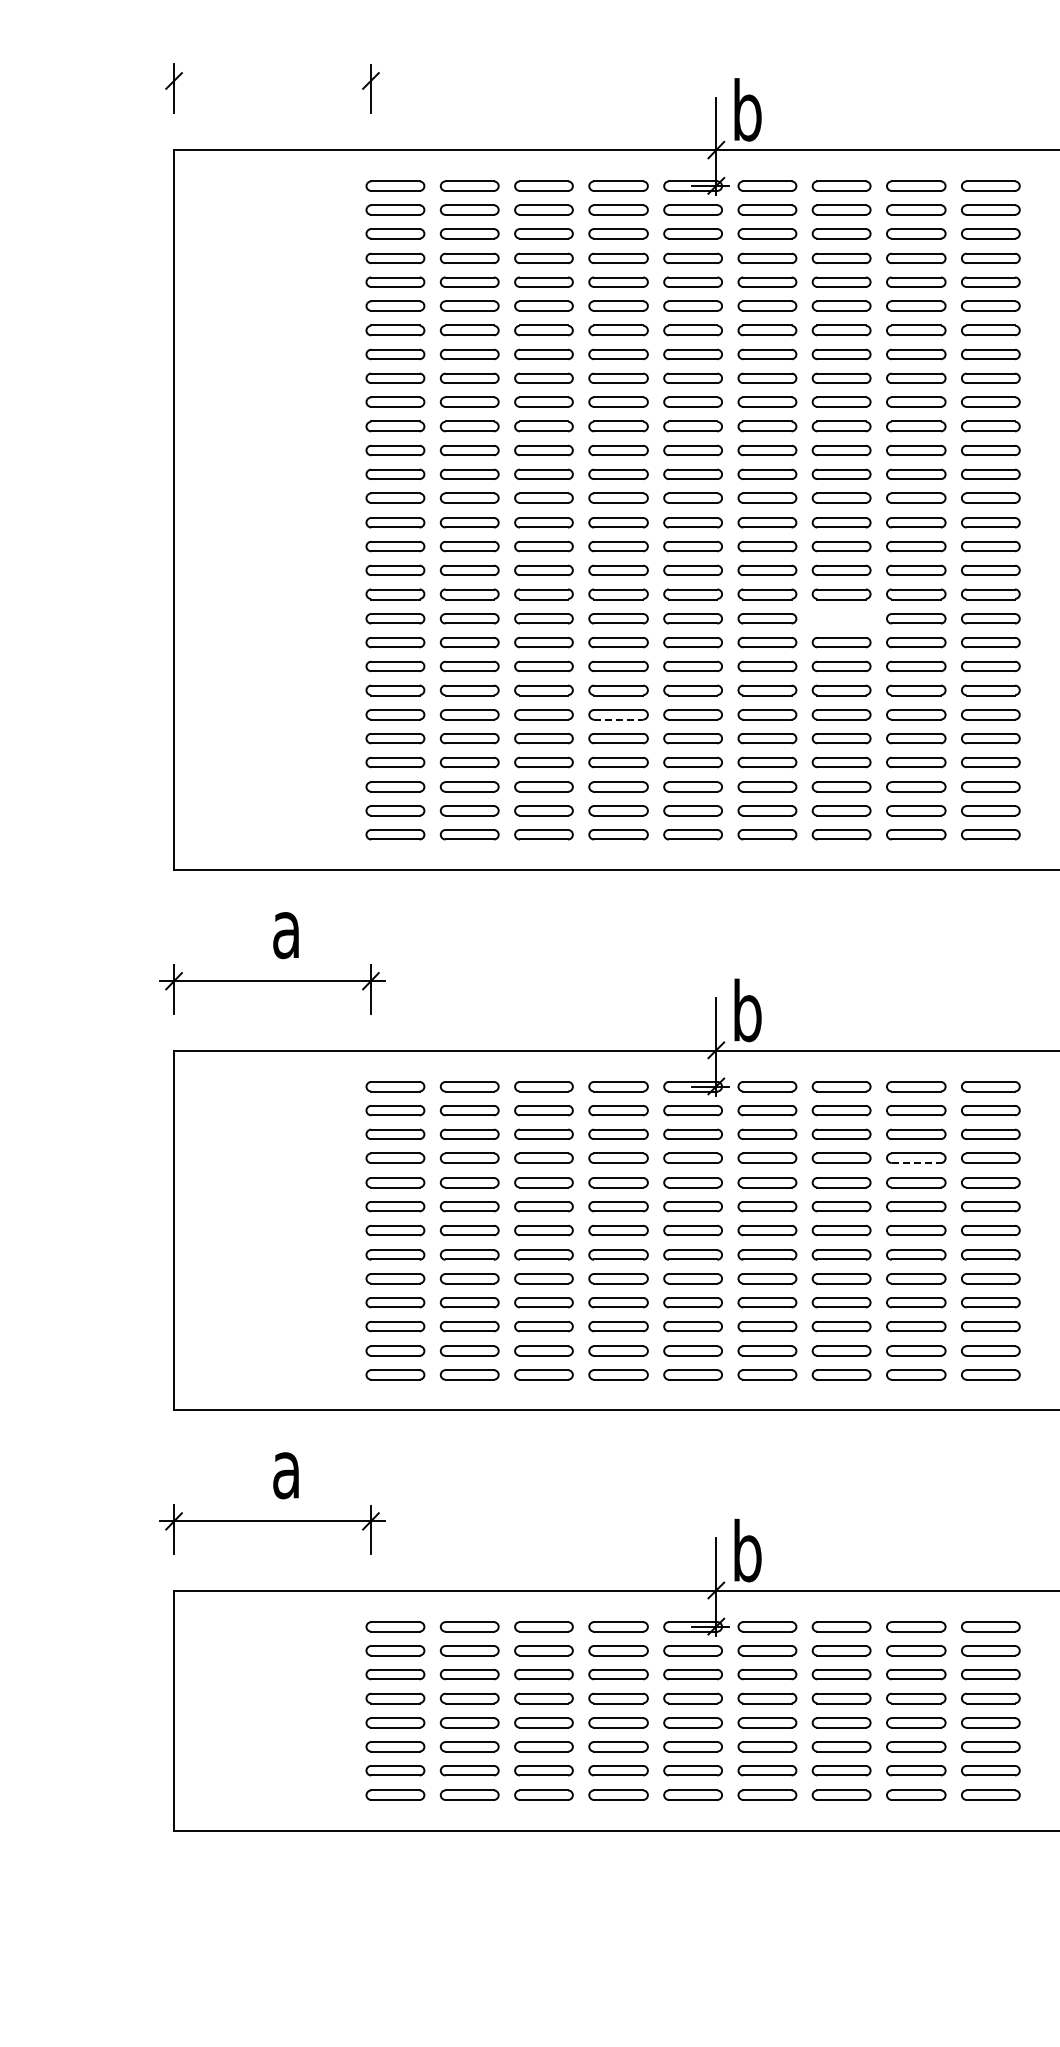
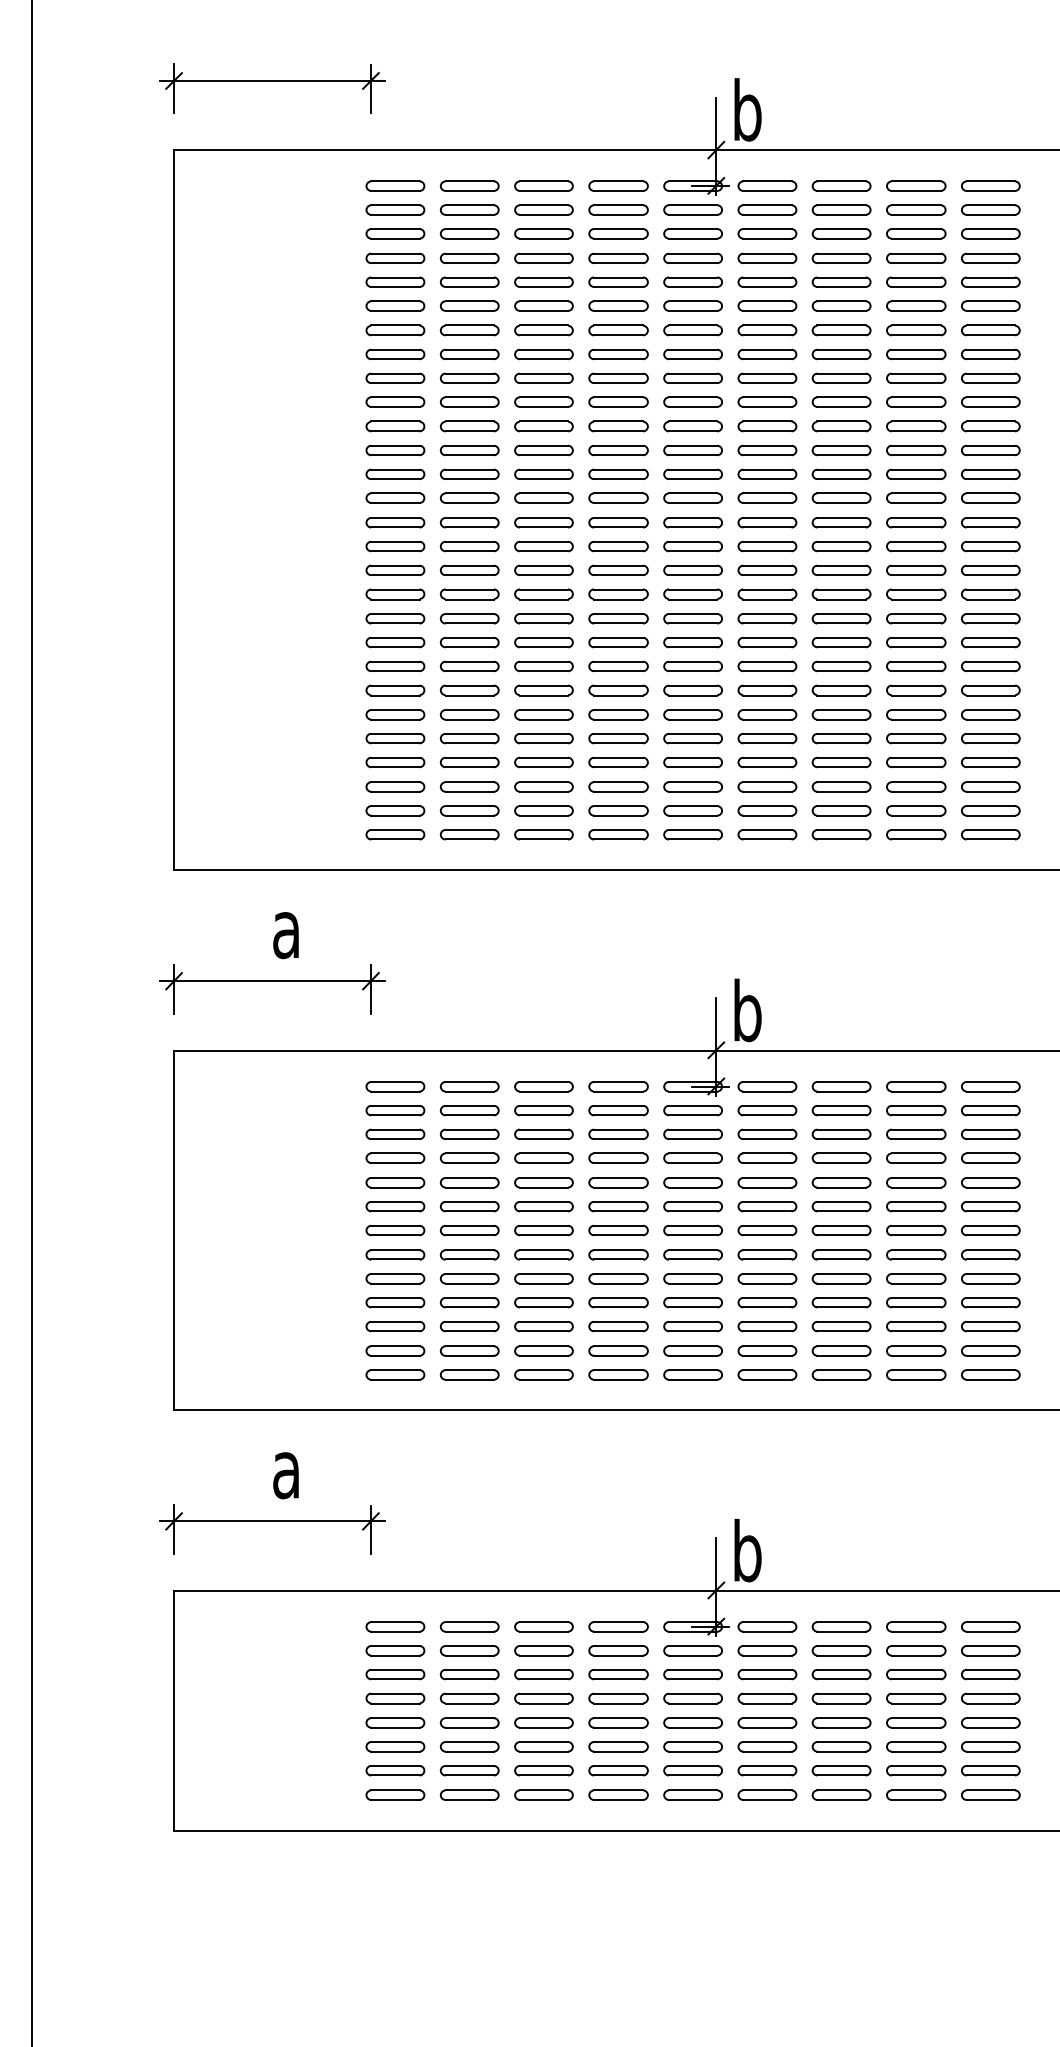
line: none -> present (272, 80)
part: none -> present (841, 618)
line: dashed -> solid (618, 719)
line: none -> present (32, 1022)
line: dashed -> solid (916, 1163)
